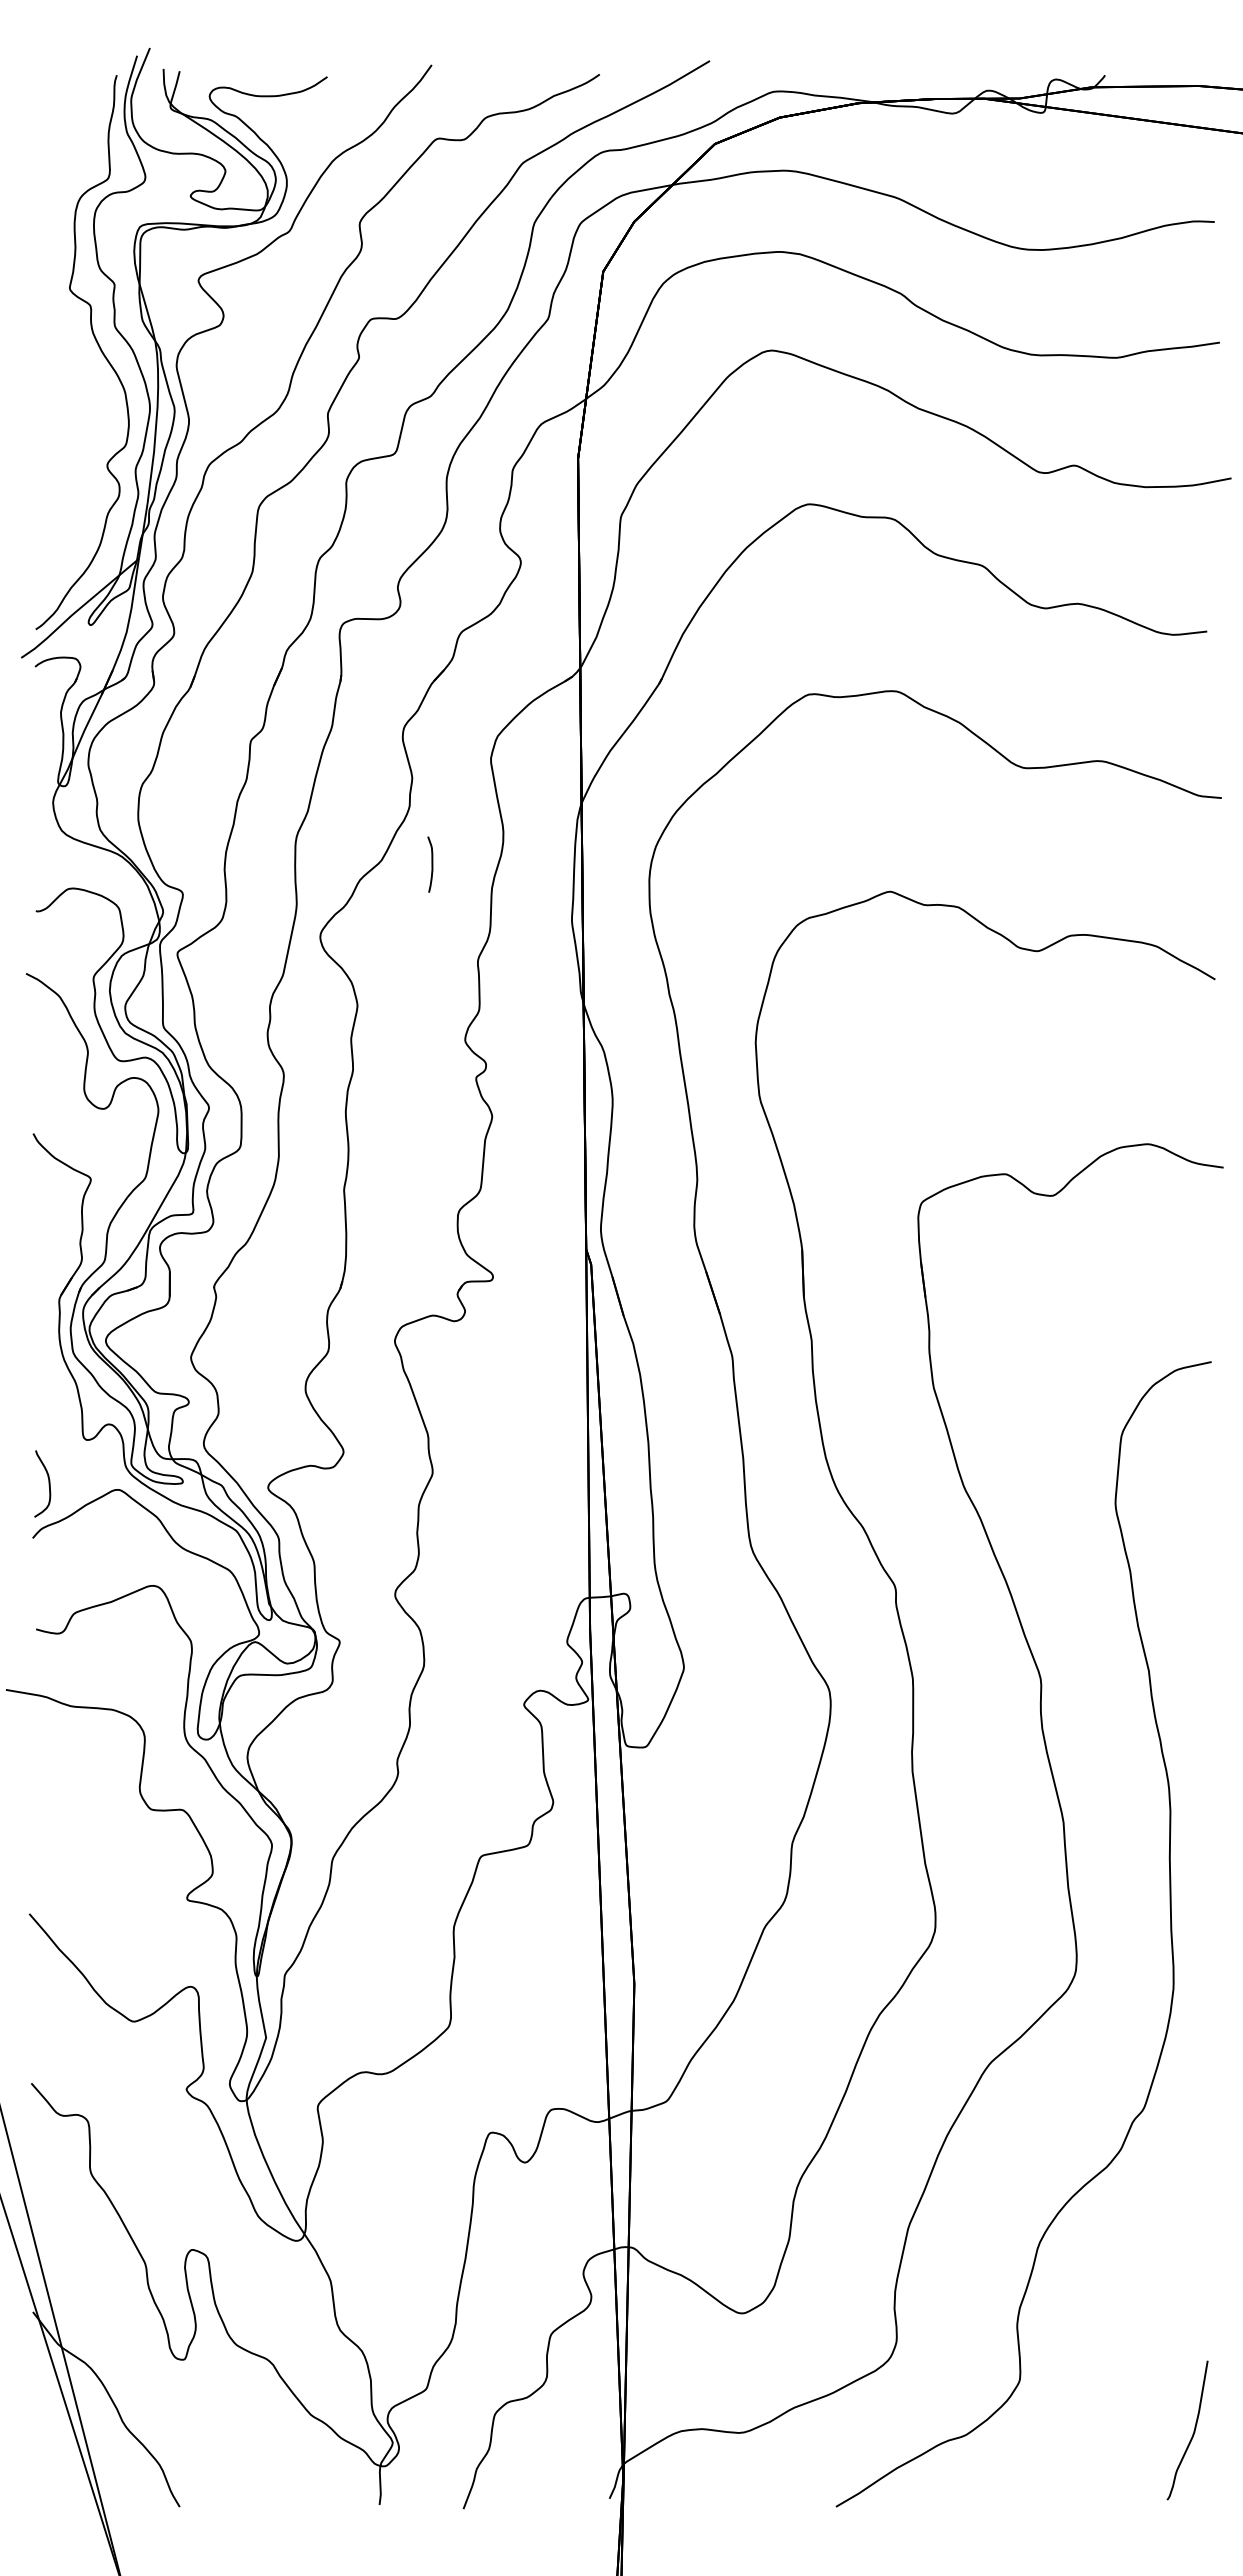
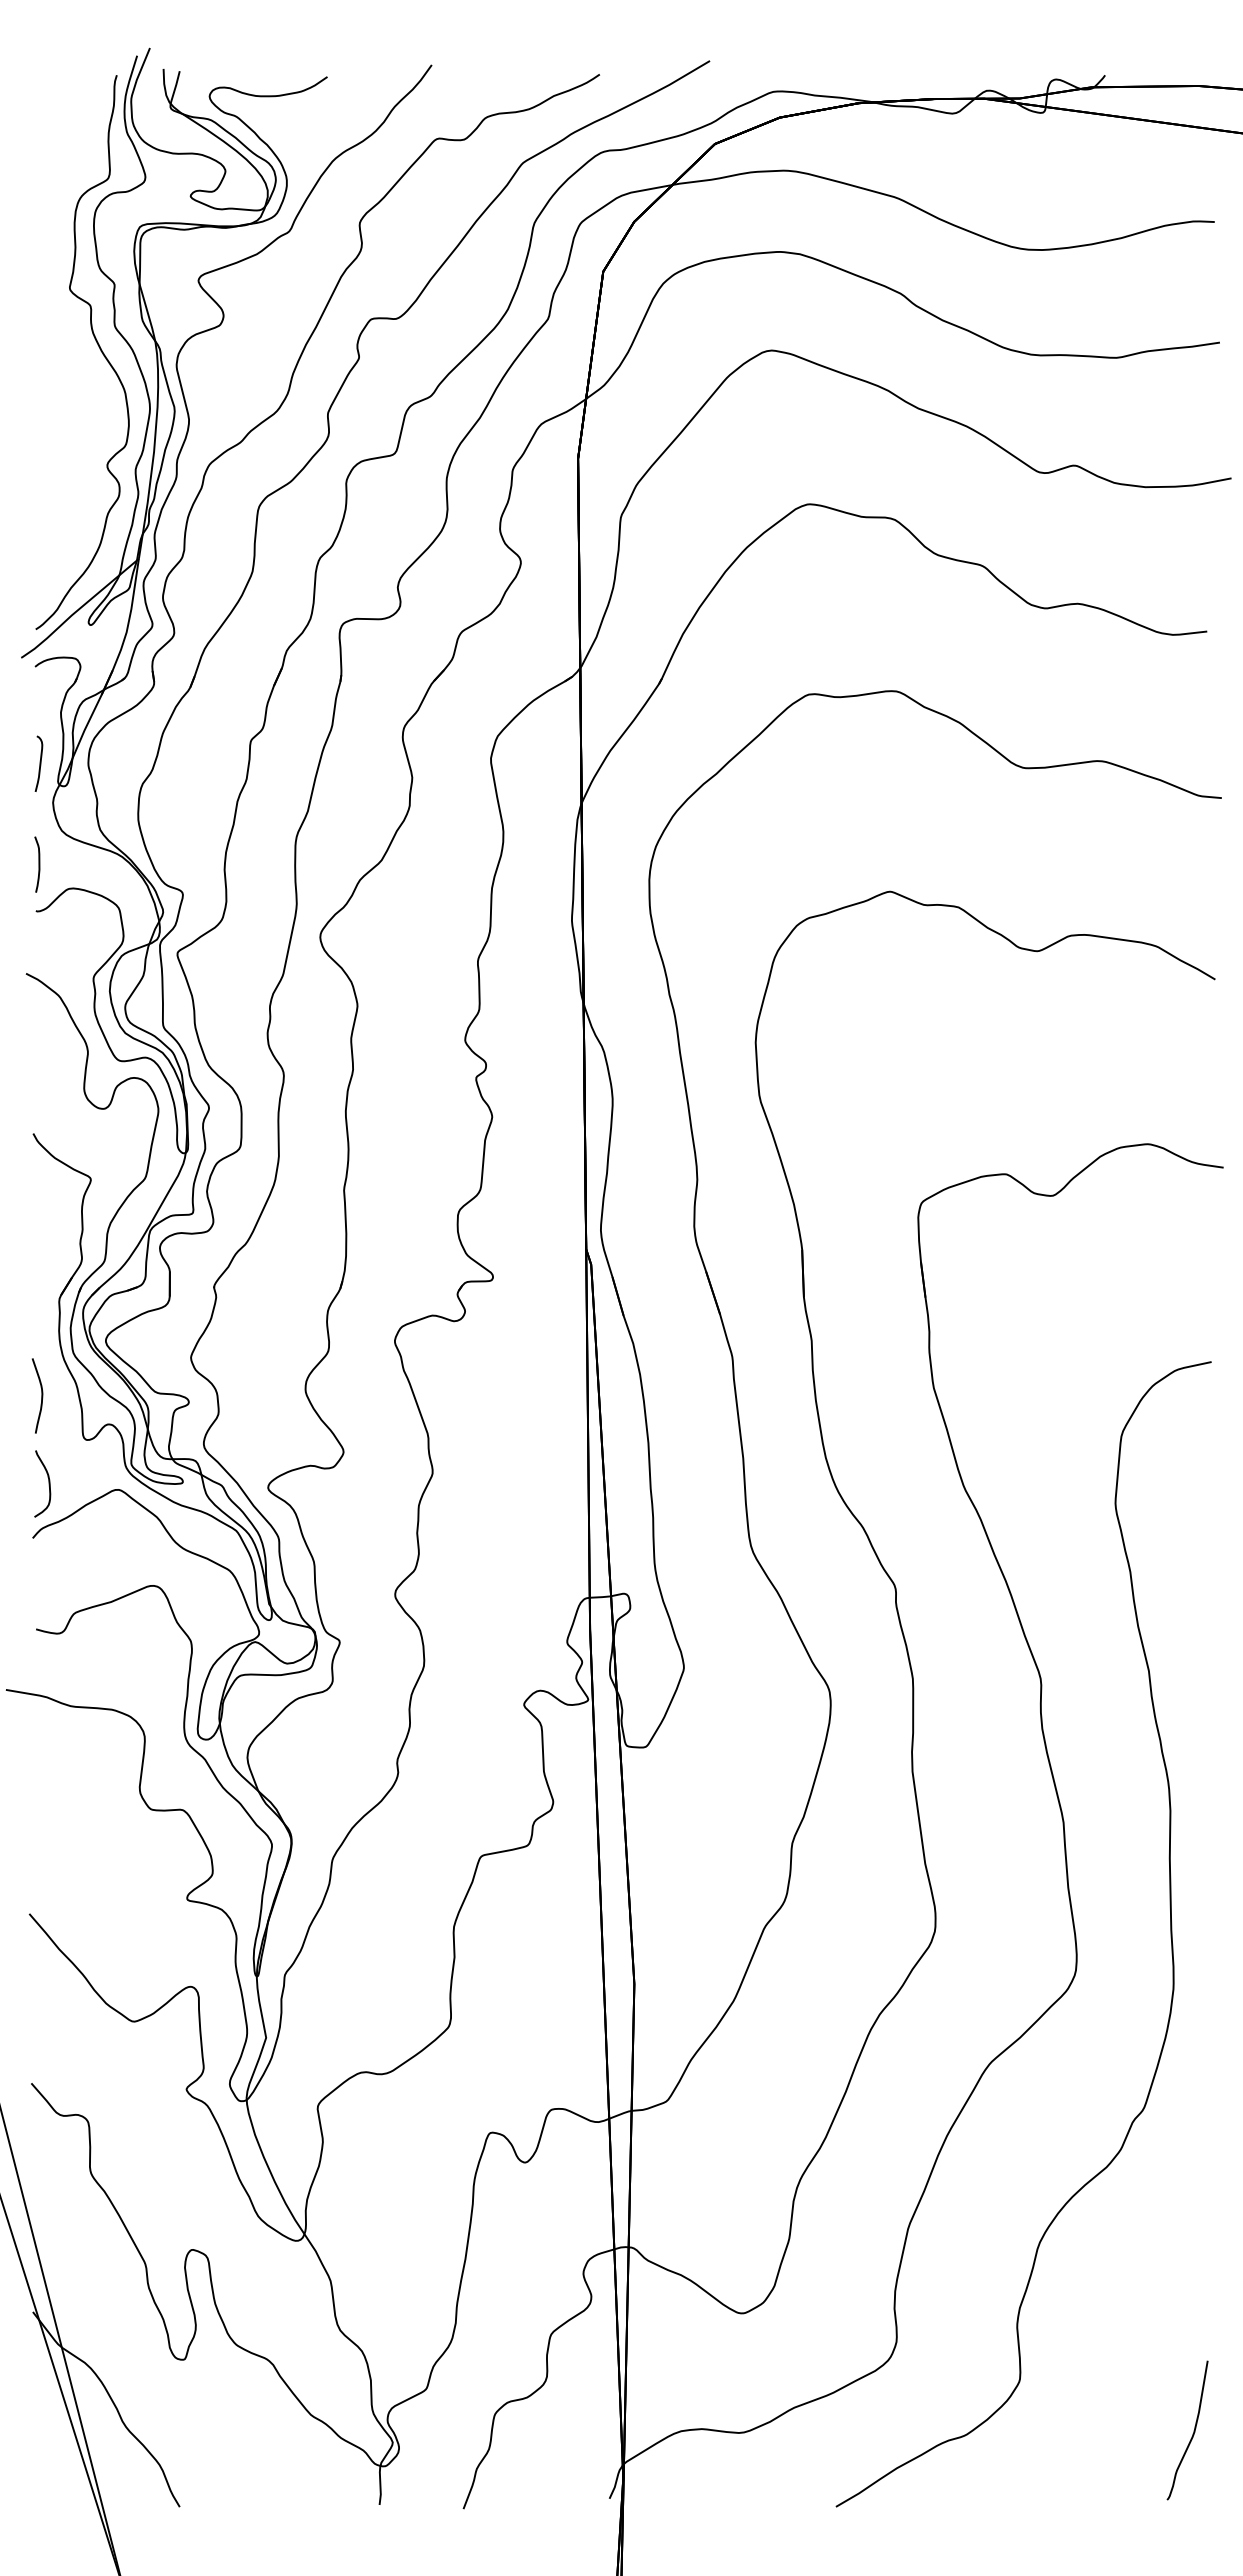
curve: none -> present (39, 763)
curve position: (431, 864) -> (38, 864) (38, 864)
curve: none -> present (41, 1395)
